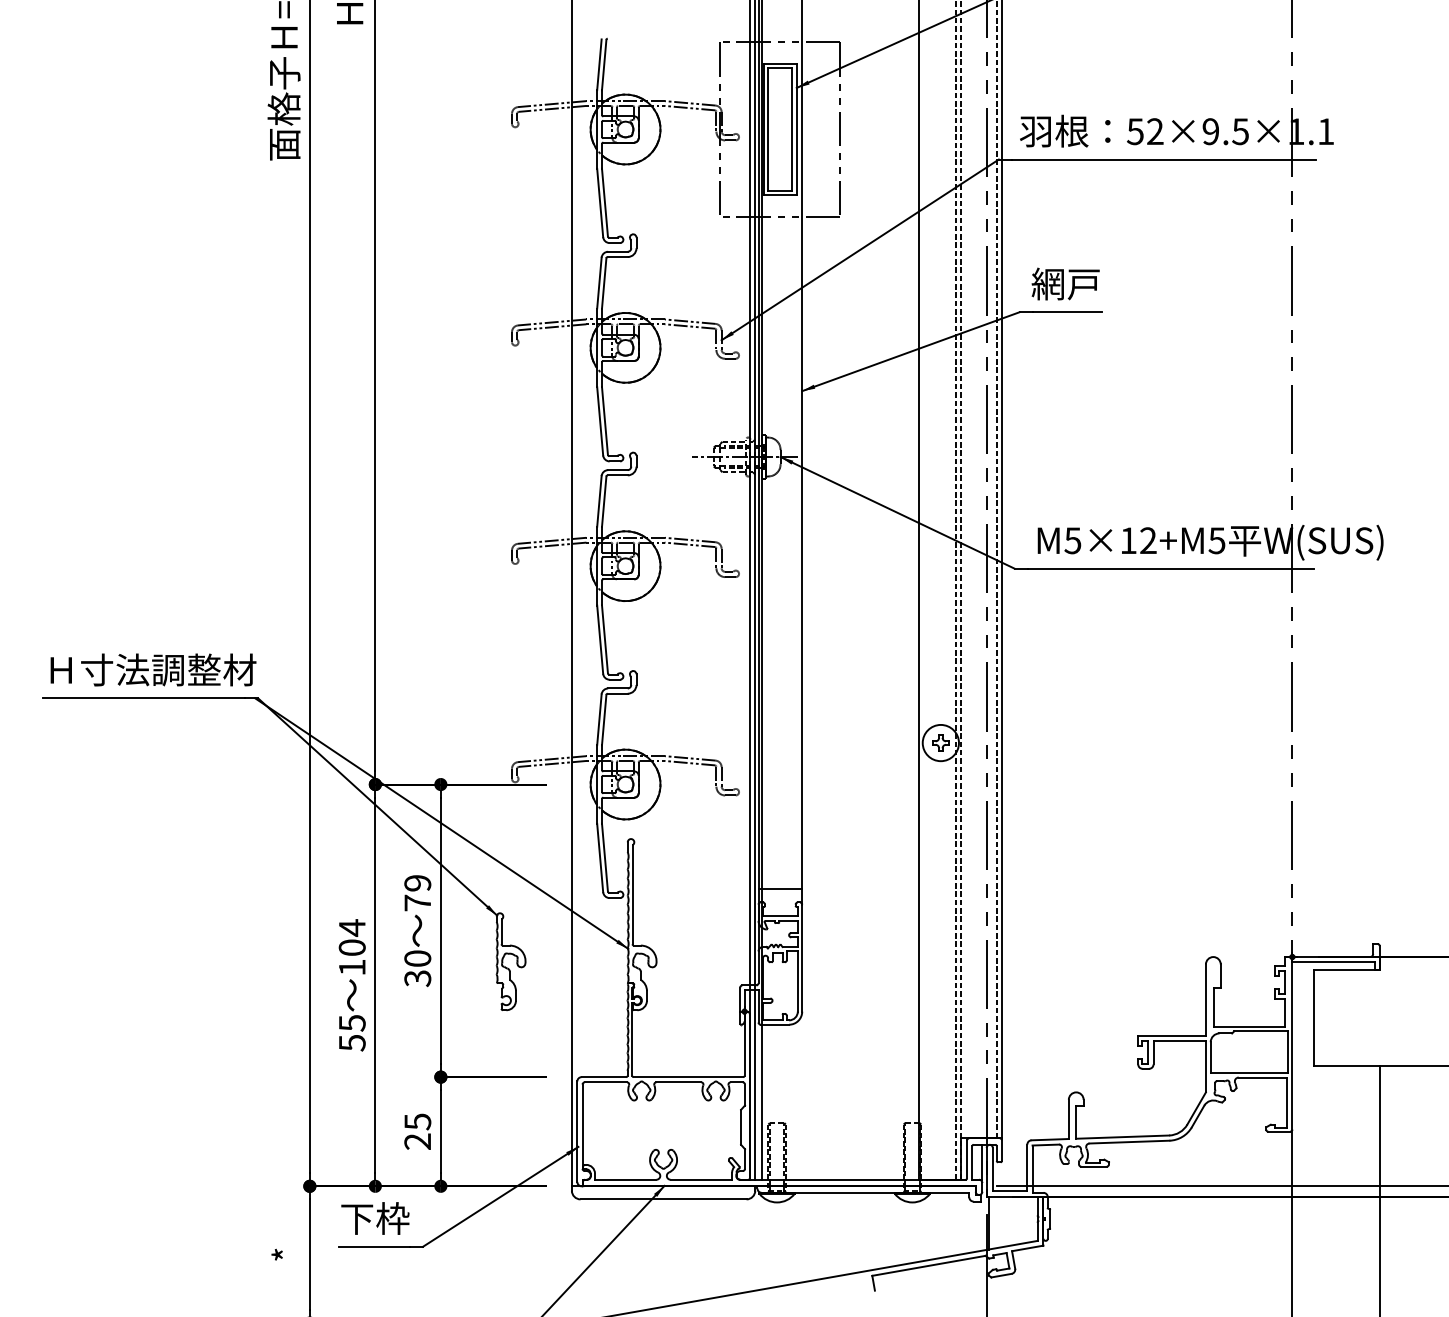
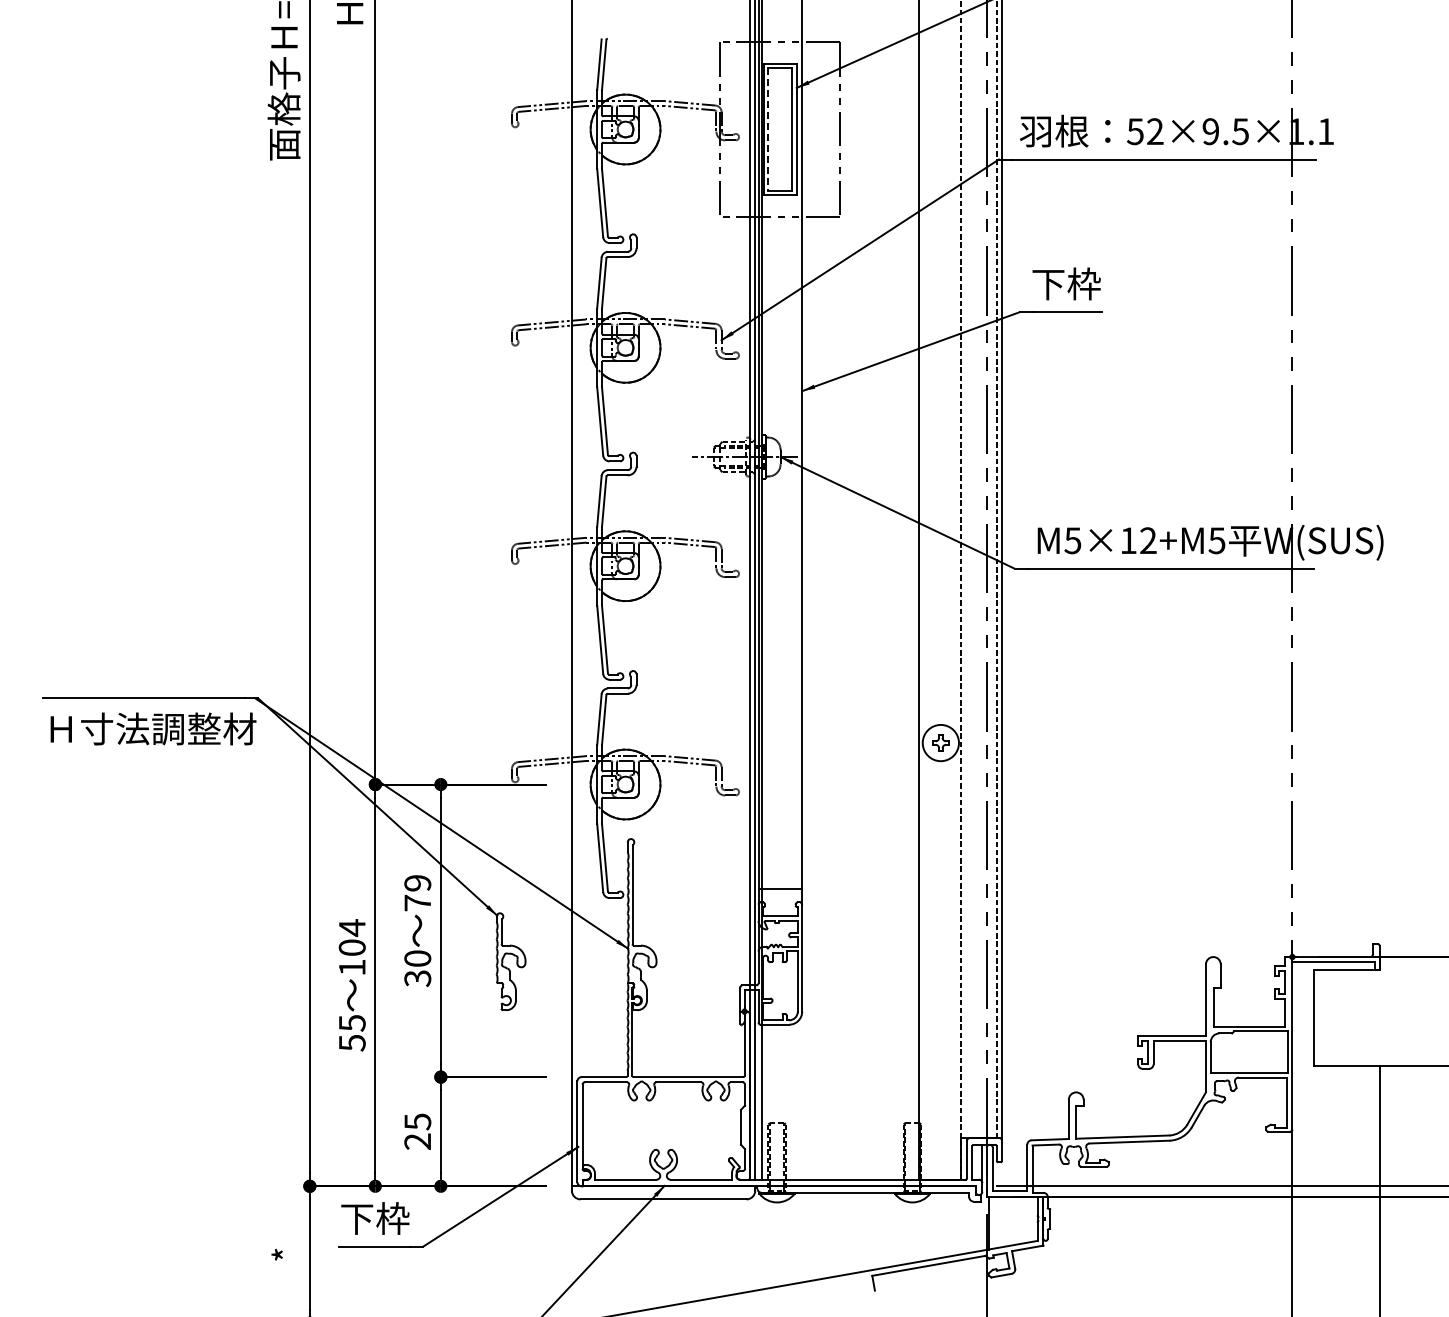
line: solid -> dashed (768, 130)
text: 網戸 -> 下枠 (1065, 283)
line: present -> none (956, 590)
text position: (153, 669) -> (153, 728) (153, 728)
